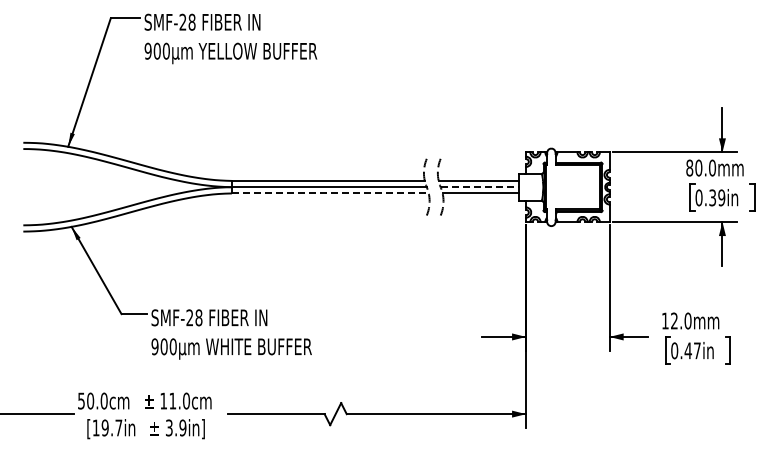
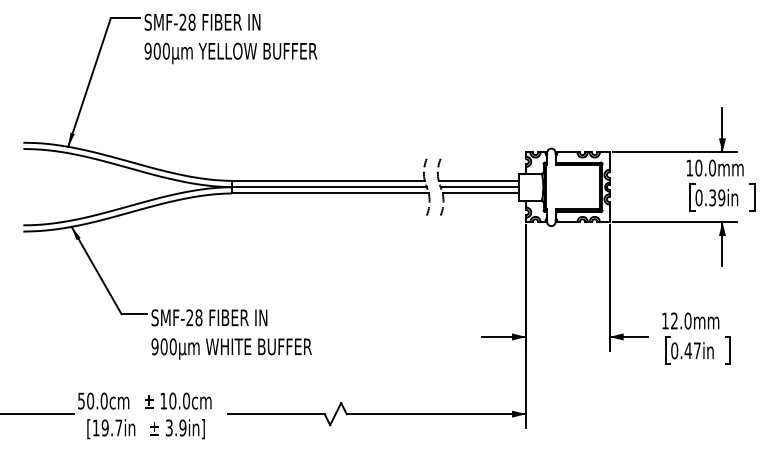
text: 80.0mm -> 10.0mm (689, 167)
line: dashed -> solid (480, 187)
line: dashed -> solid (330, 193)
text: 11.0cm -> 10.0cm (172, 400)
